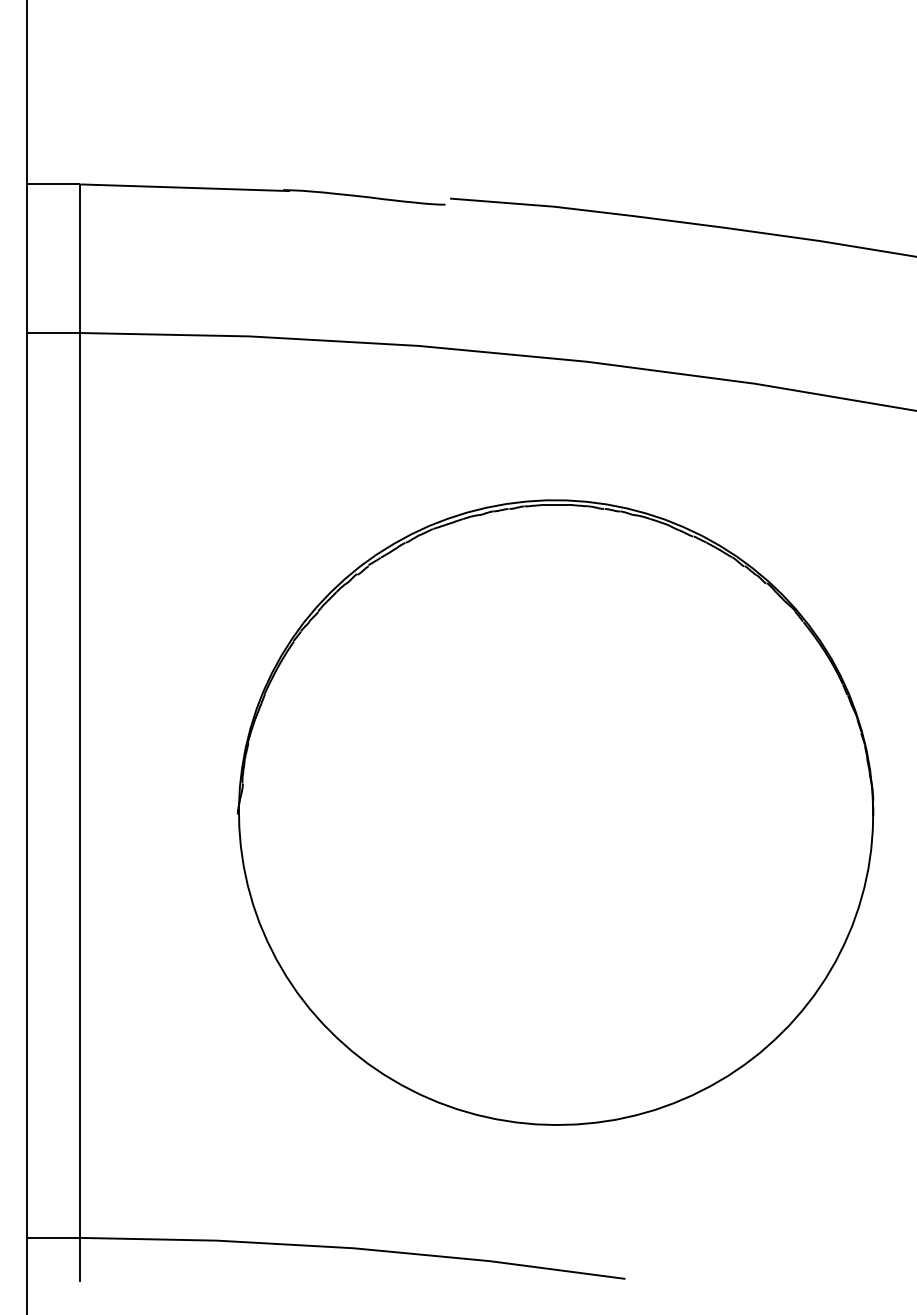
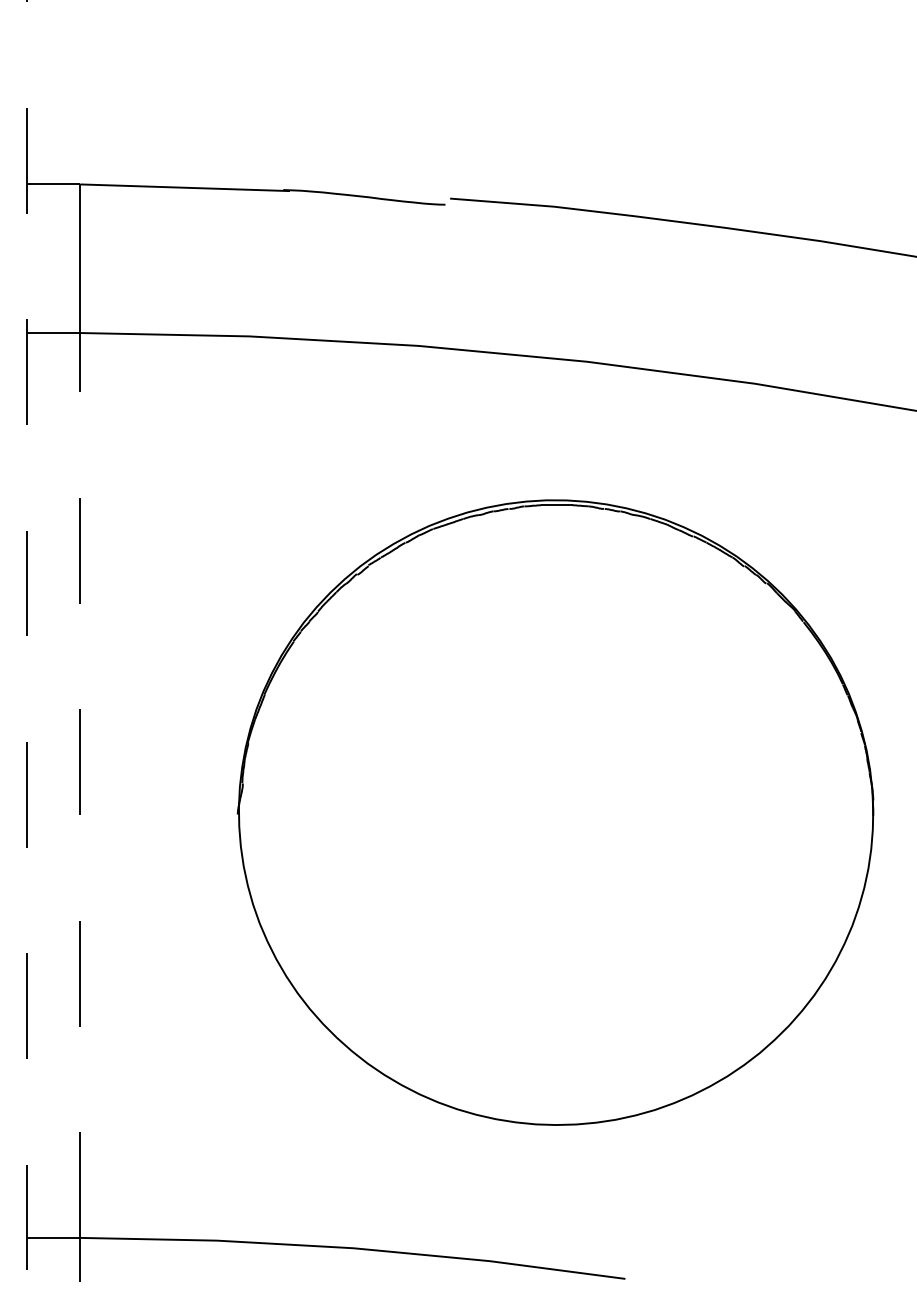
line: solid -> dashed (27, 657)
line: solid -> dashed (80, 784)
